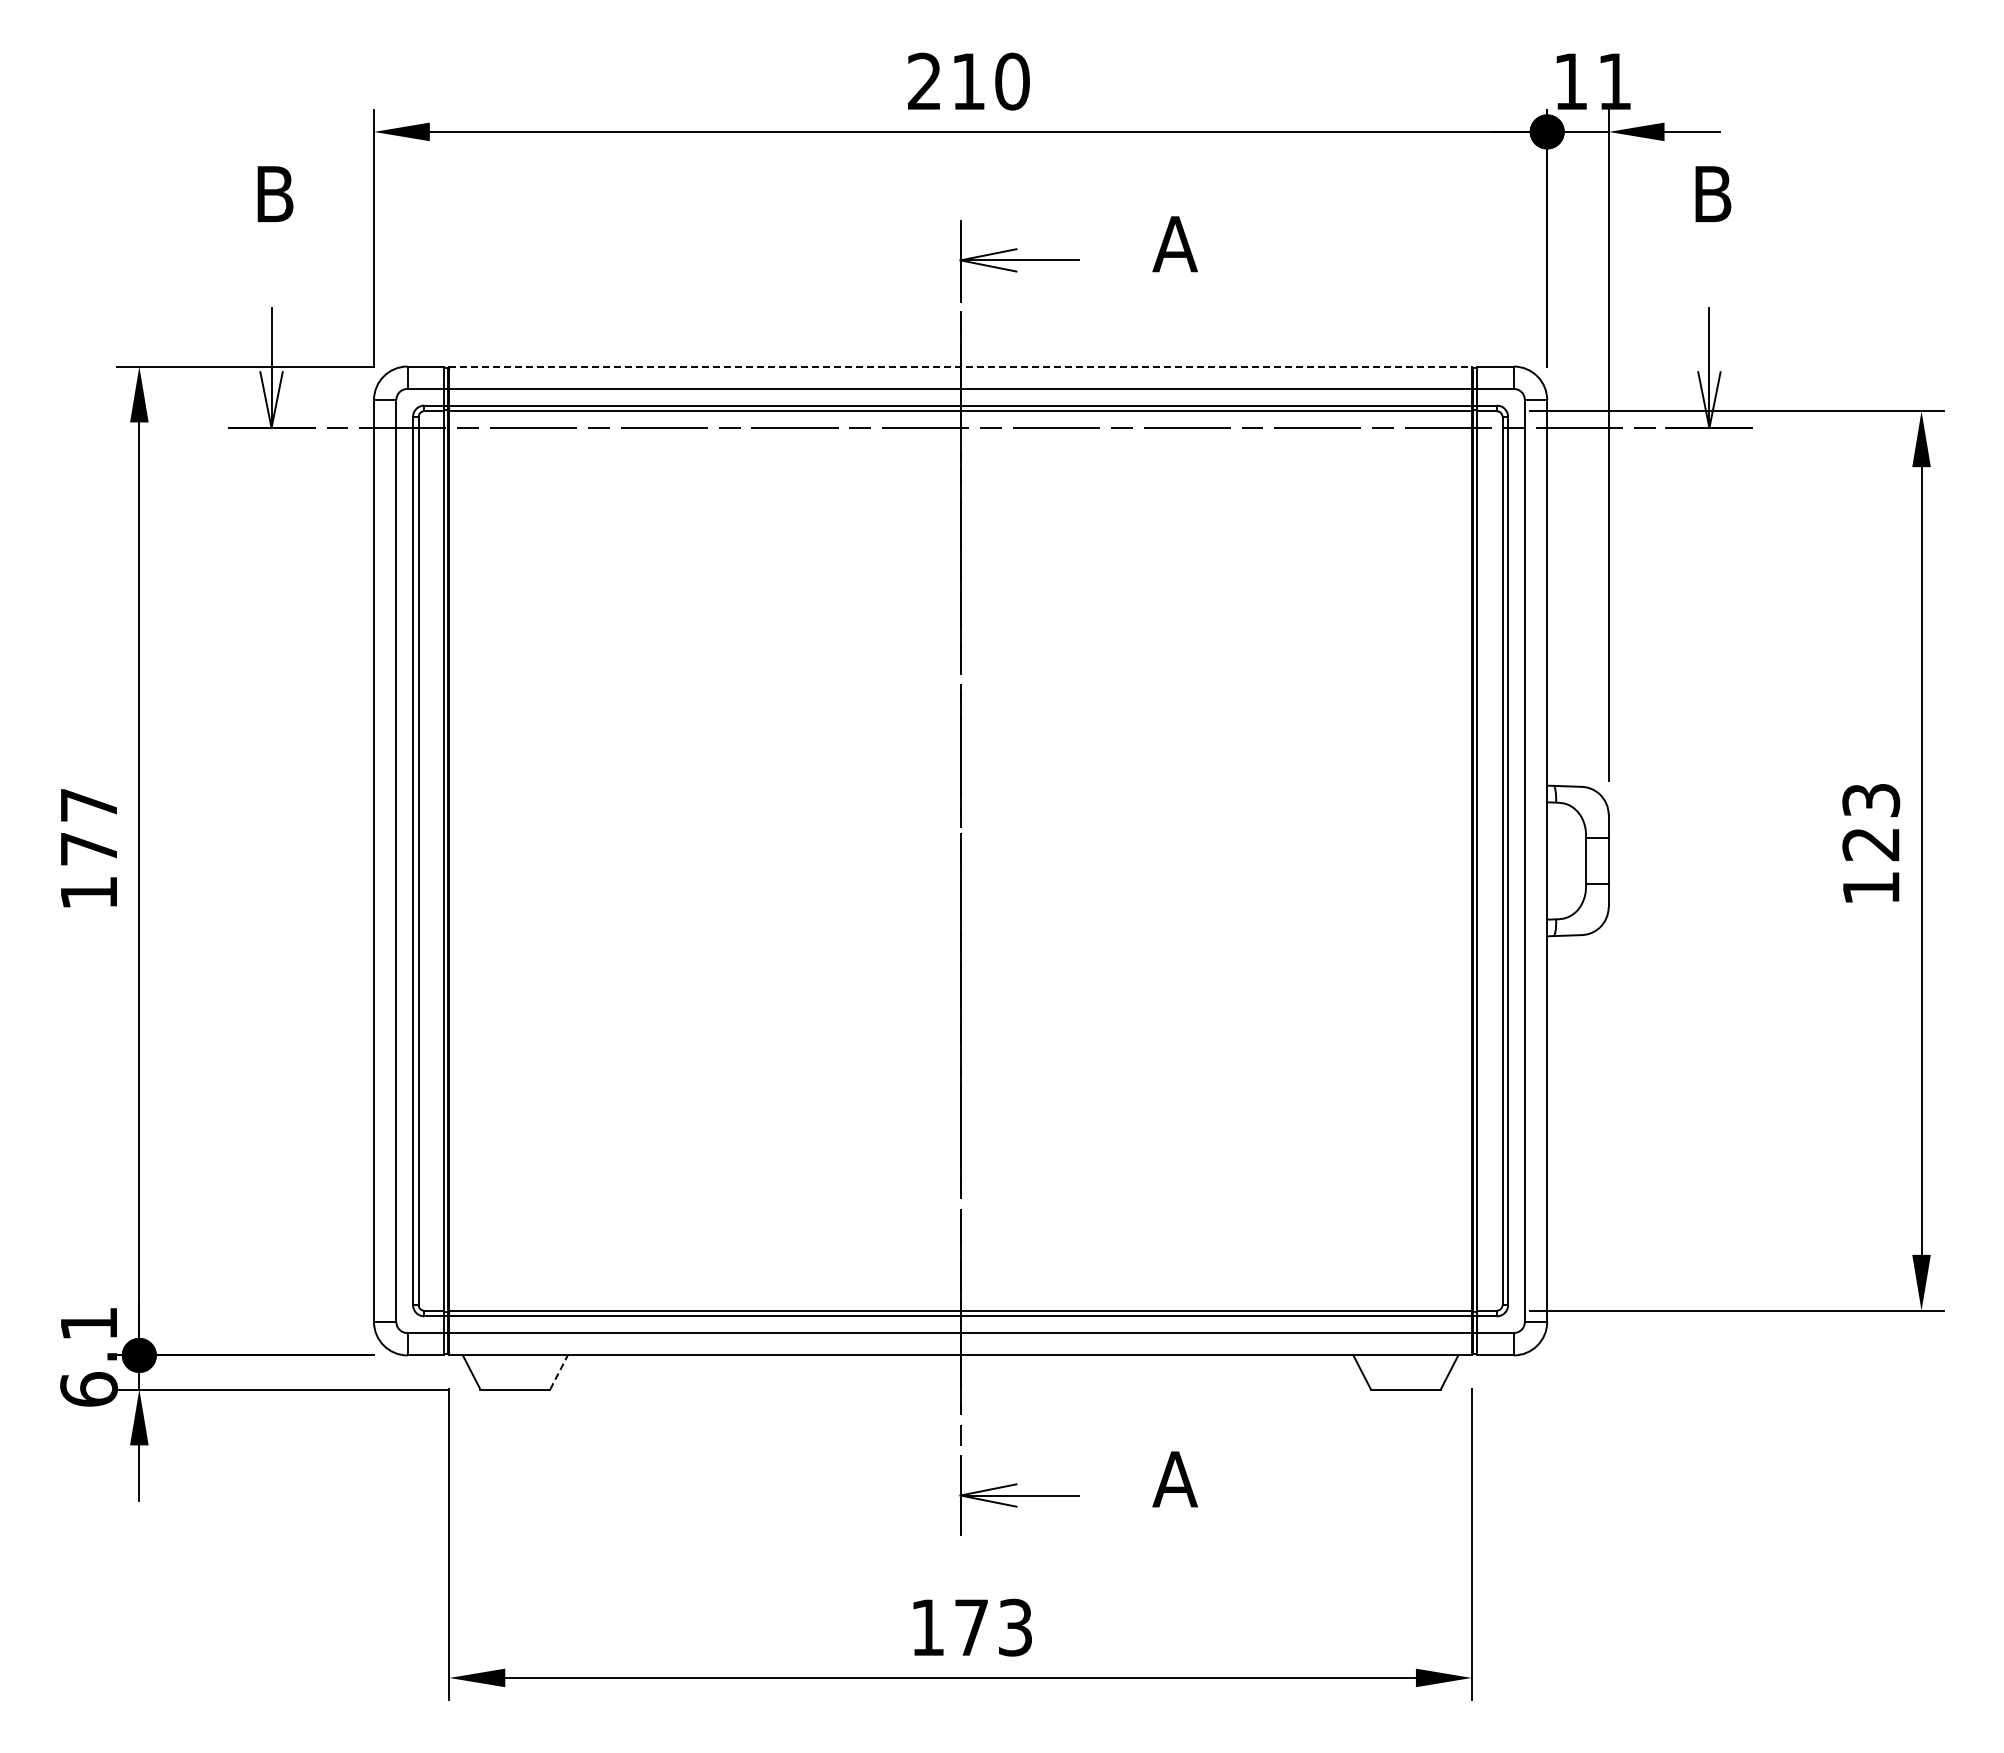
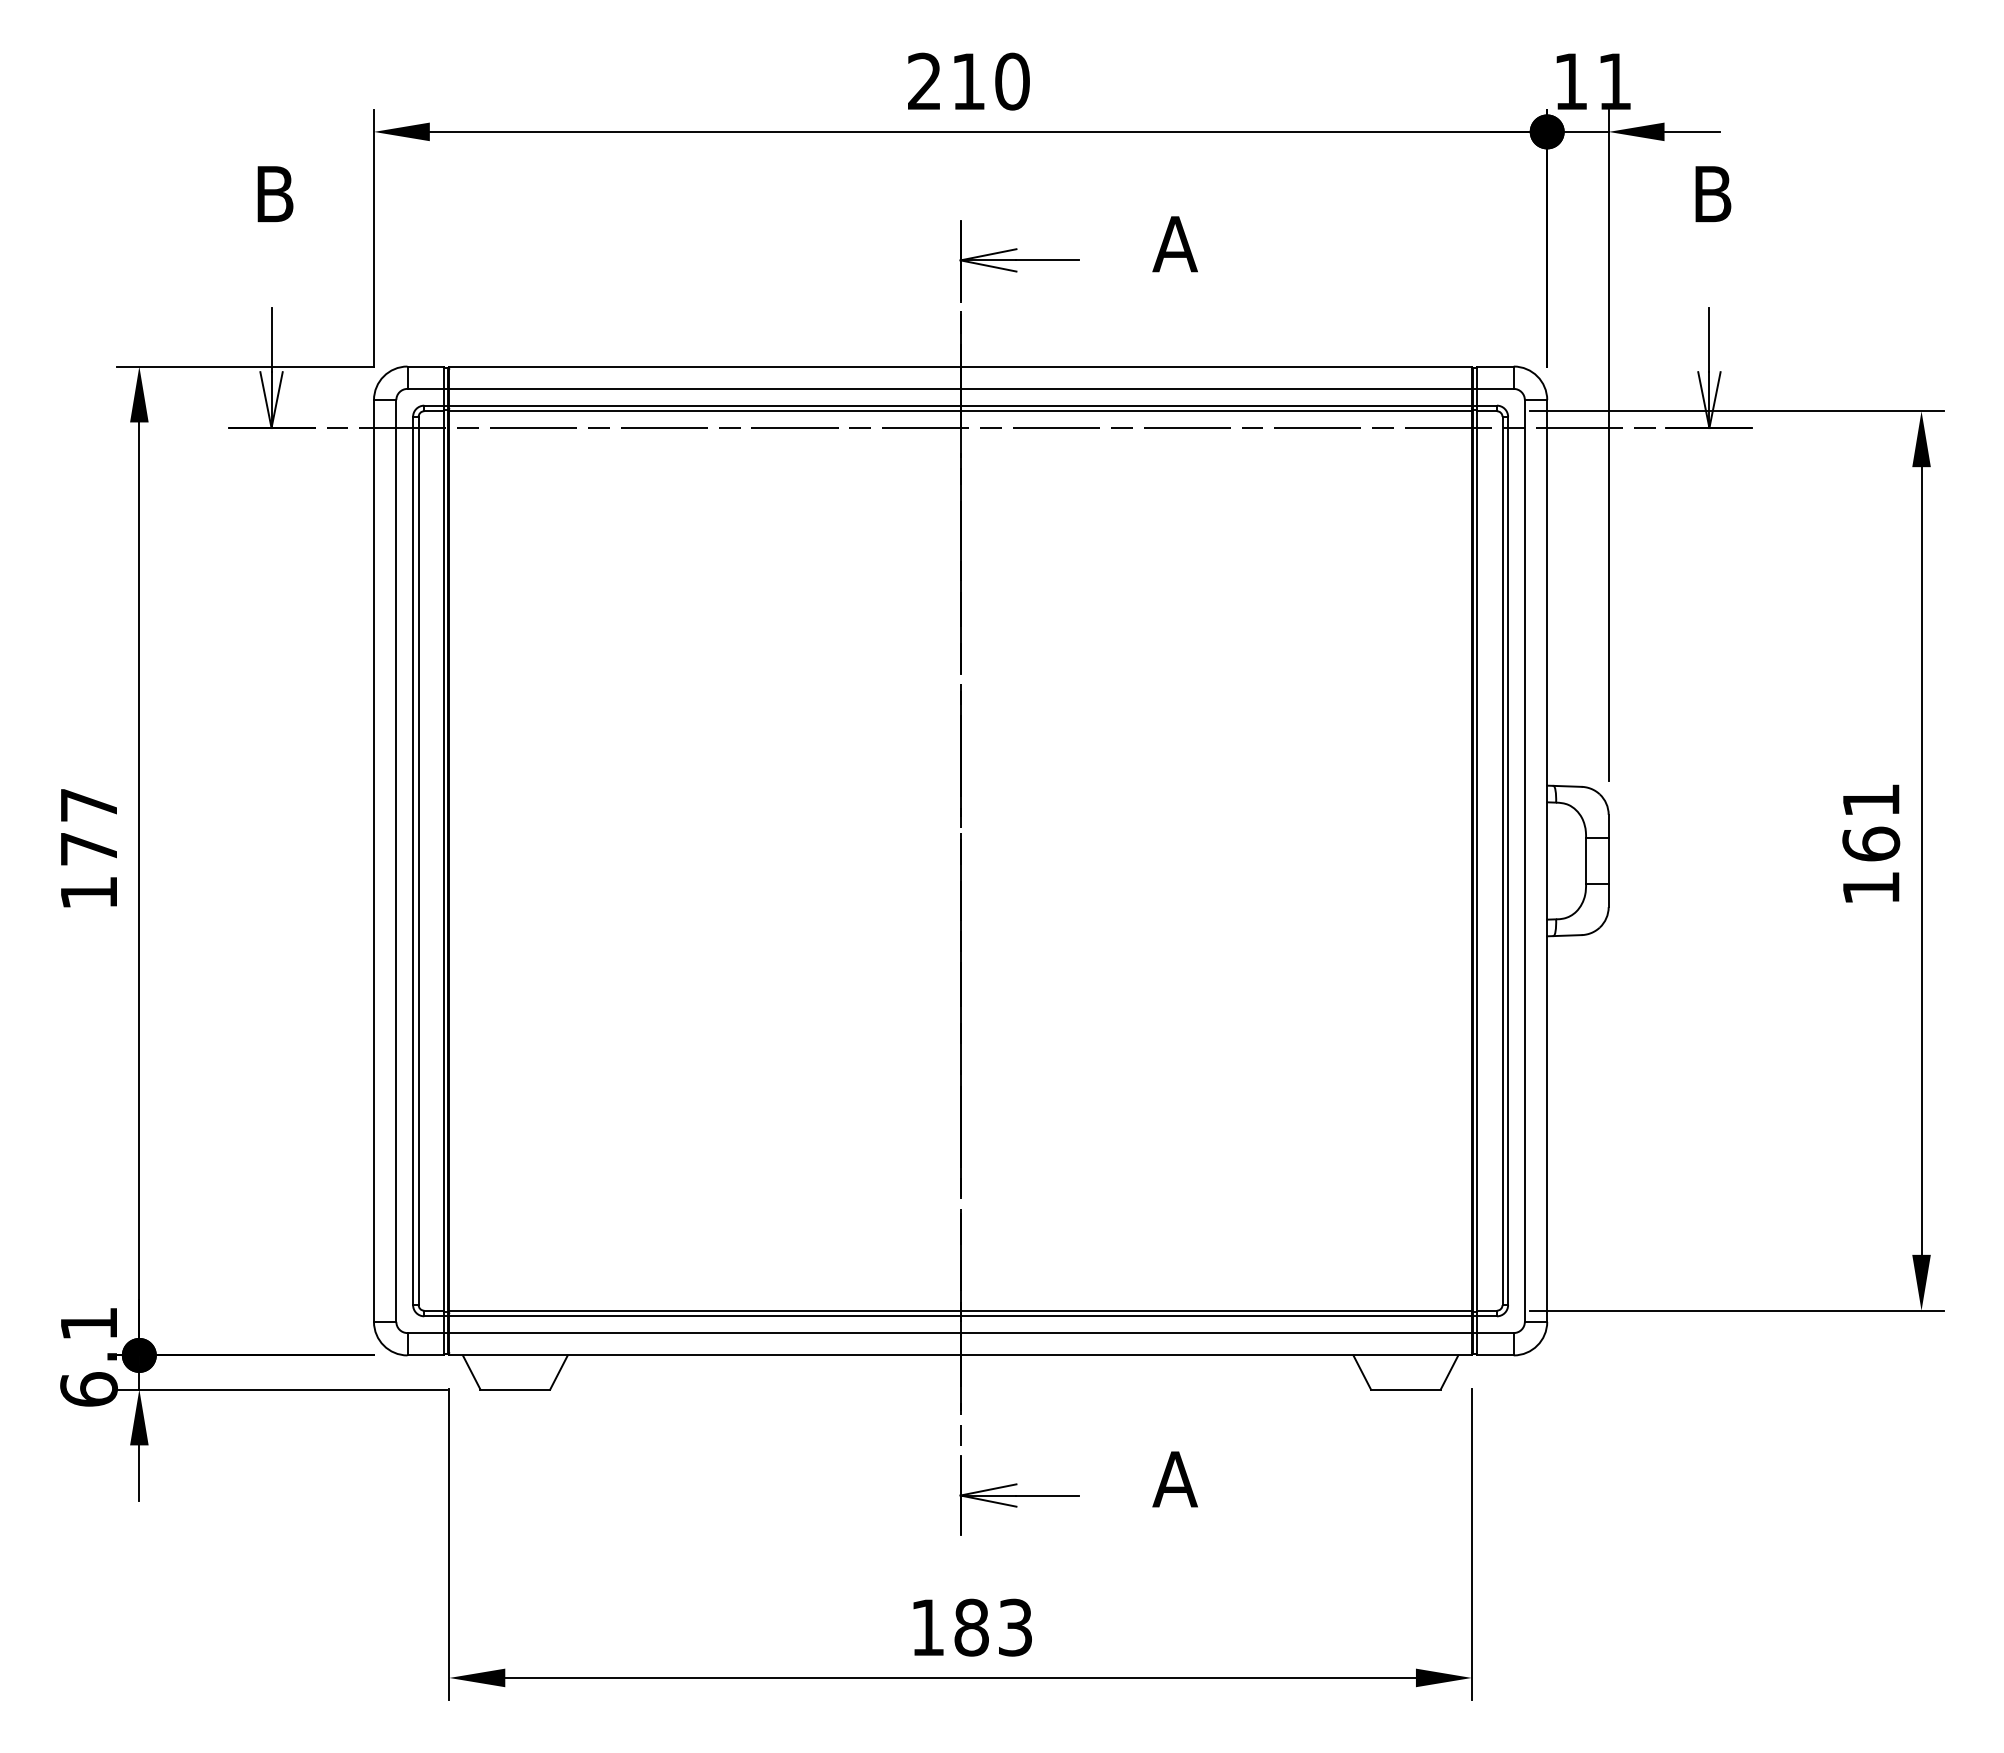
line: dashed -> solid (961, 366)
text: 123 -> 161 (1871, 822)
line: dashed -> solid (559, 1372)
text: 173 -> 183 (971, 1627)
